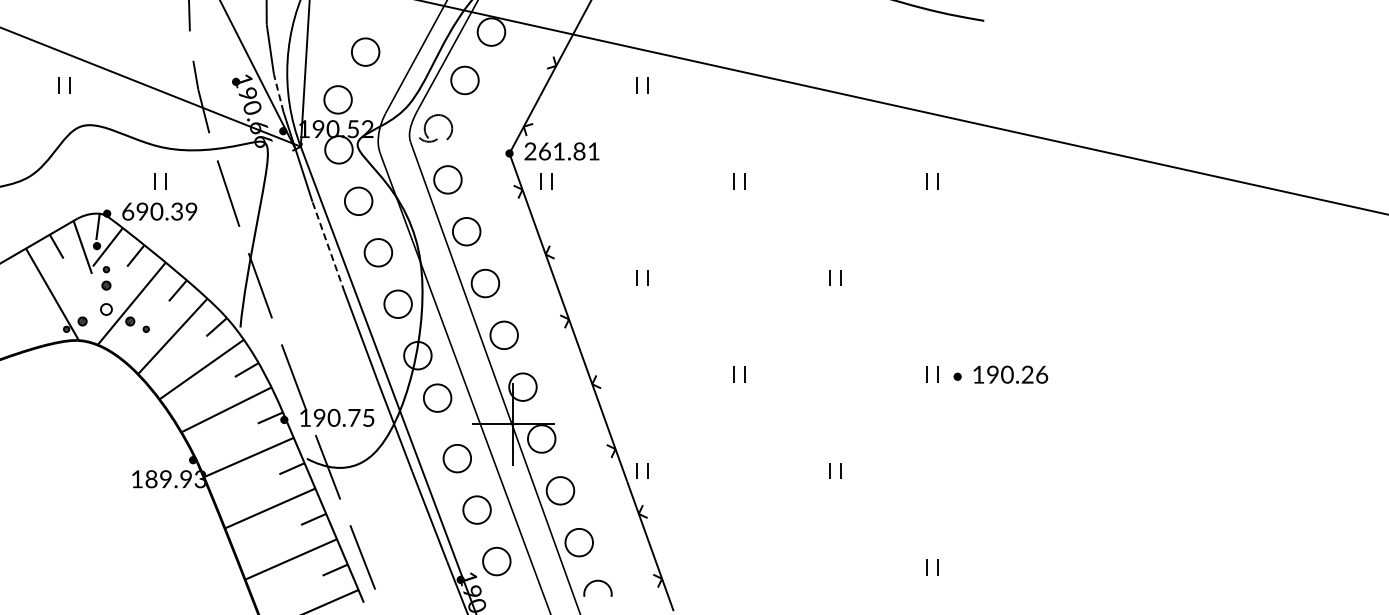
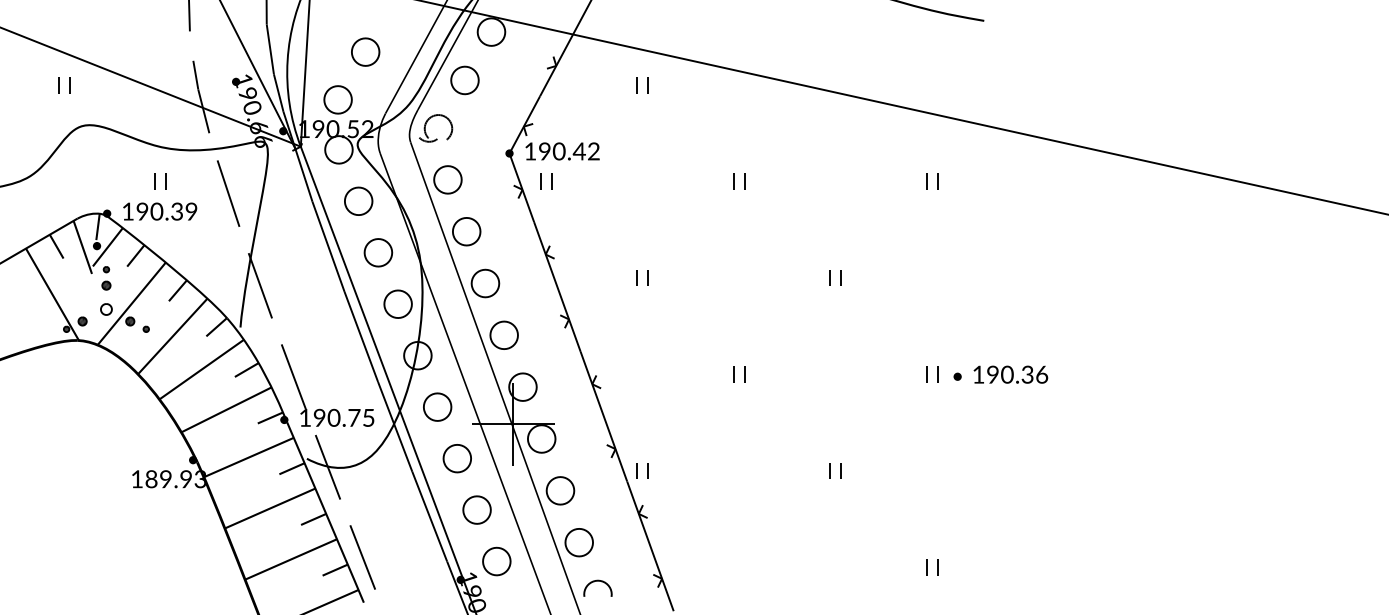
line: dashed -> solid (278, 92)
text: 261.81 -> 190.42 (561, 151)
text: 690.39 -> 190.39 (128, 211)
line: dashed -> solid (328, 246)
text: 190.26 -> 190.36 (1027, 377)
part position: (437, 397) -> (437, 406) (437, 406)
